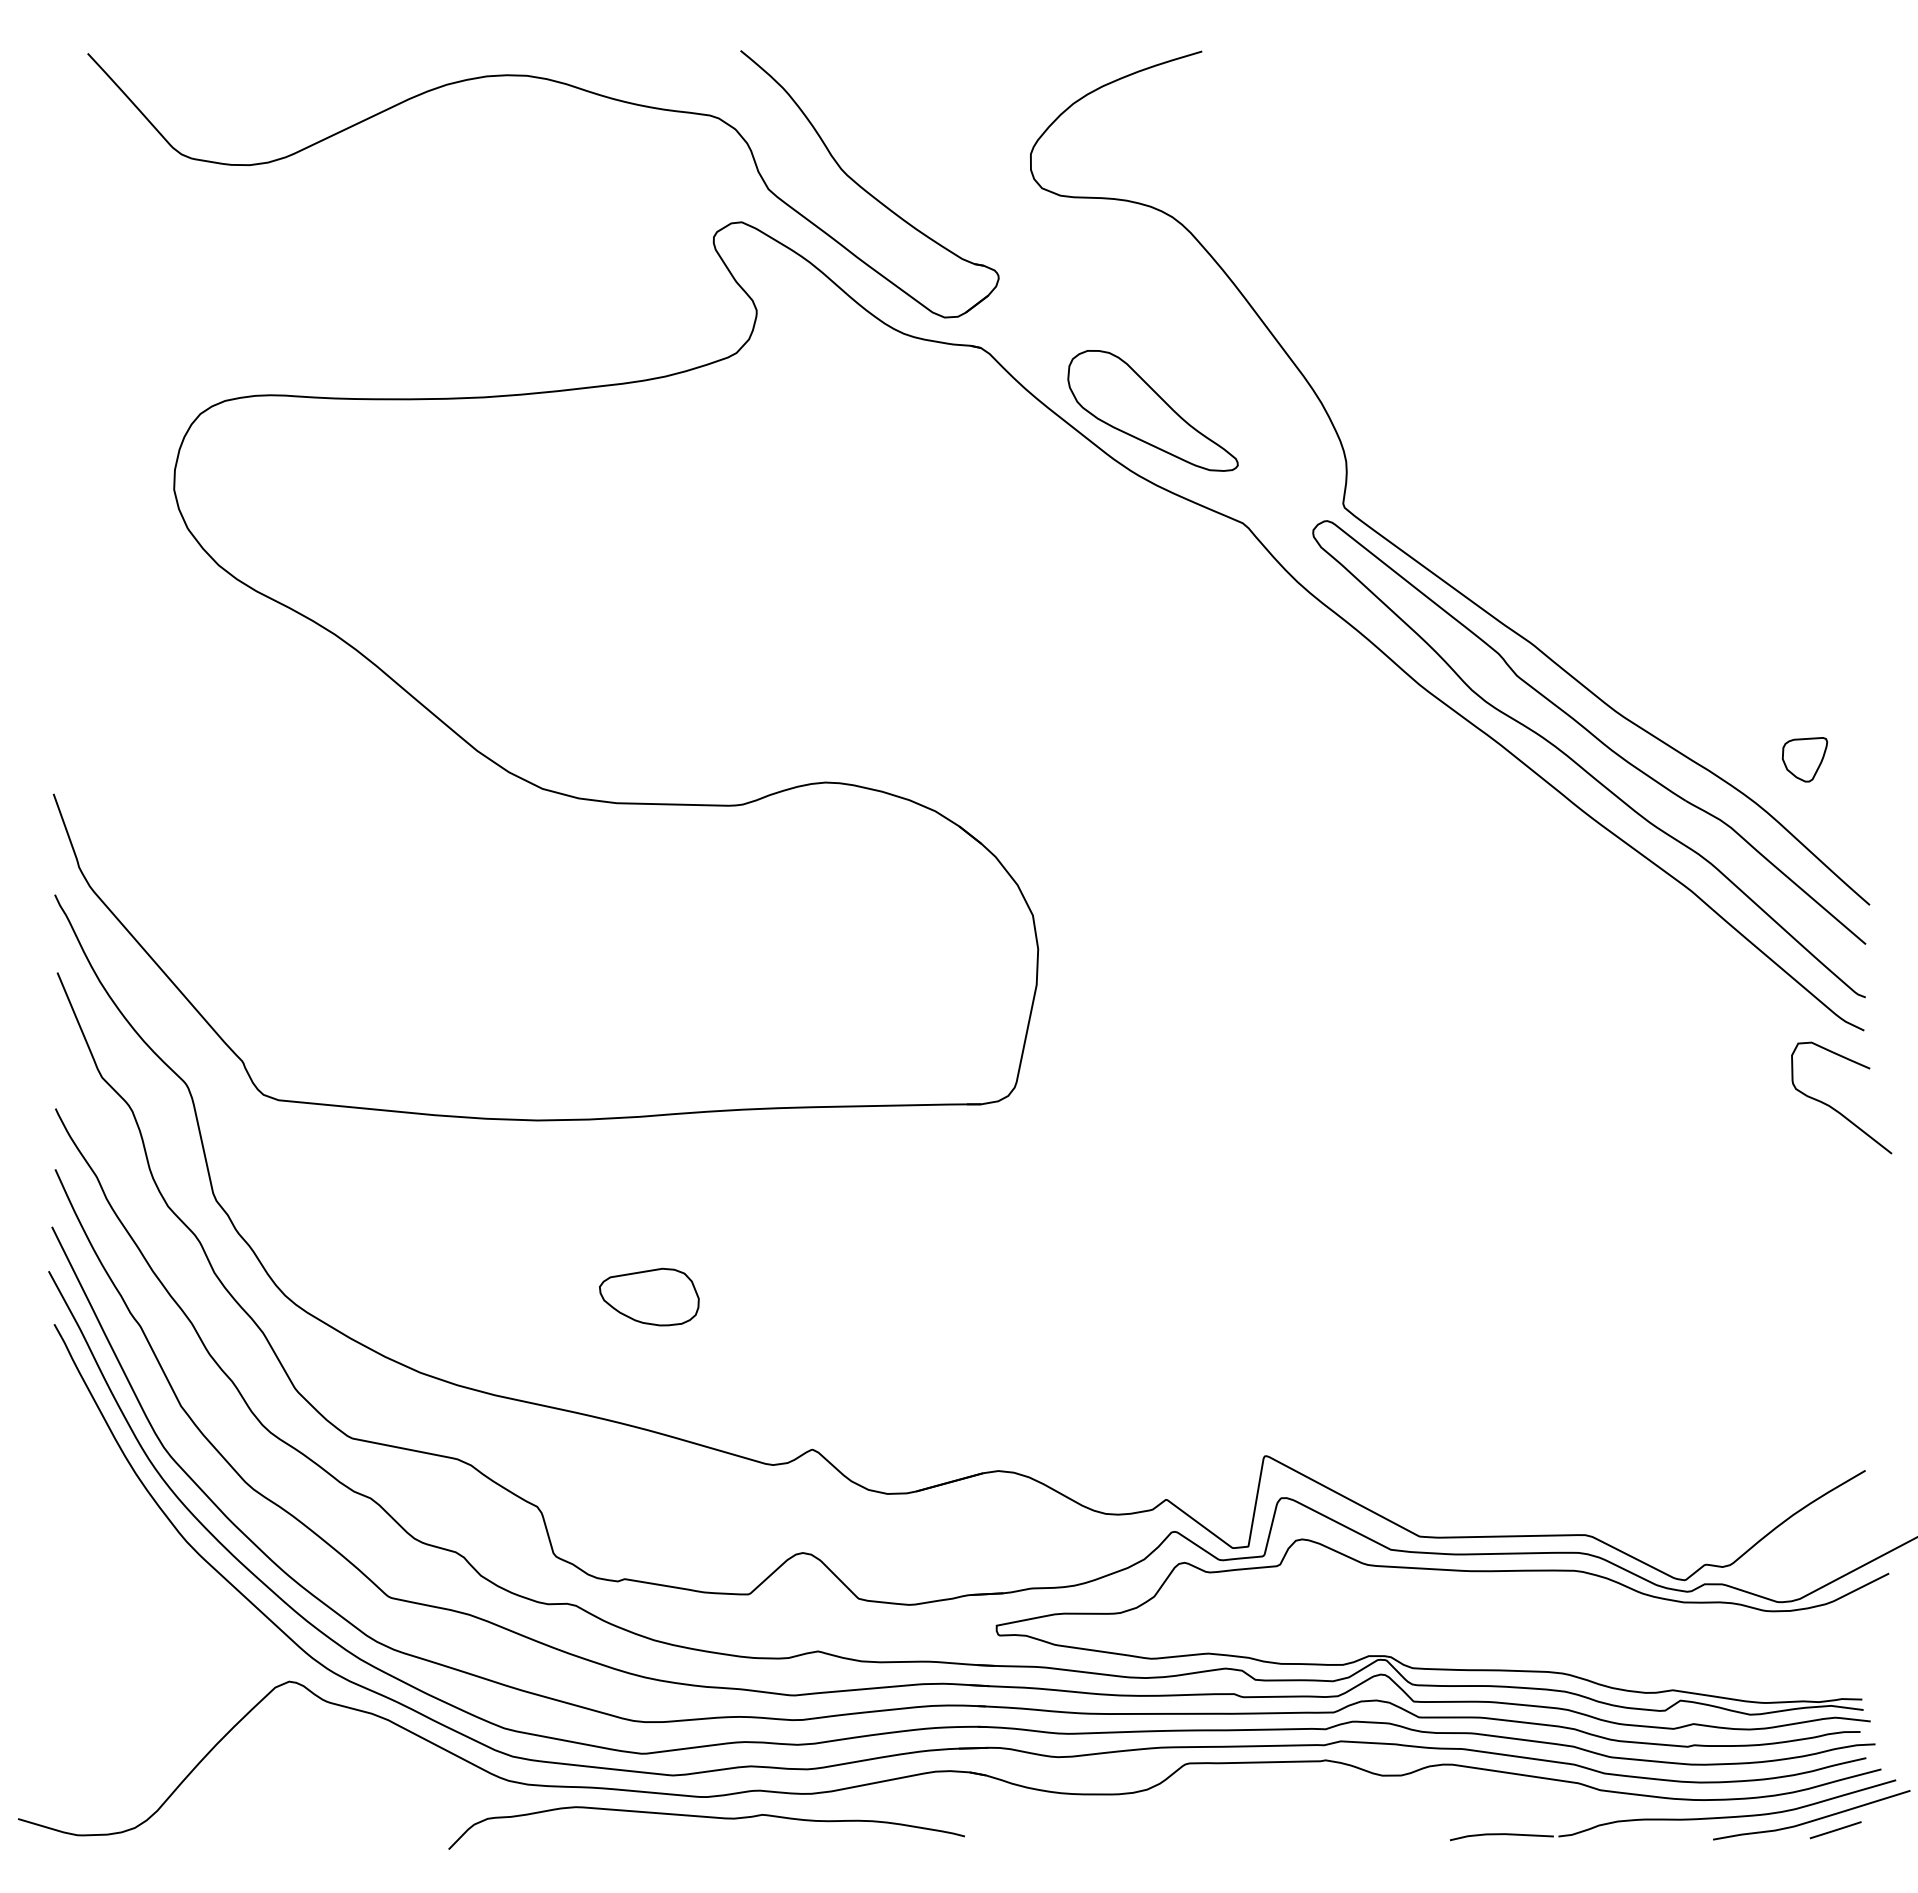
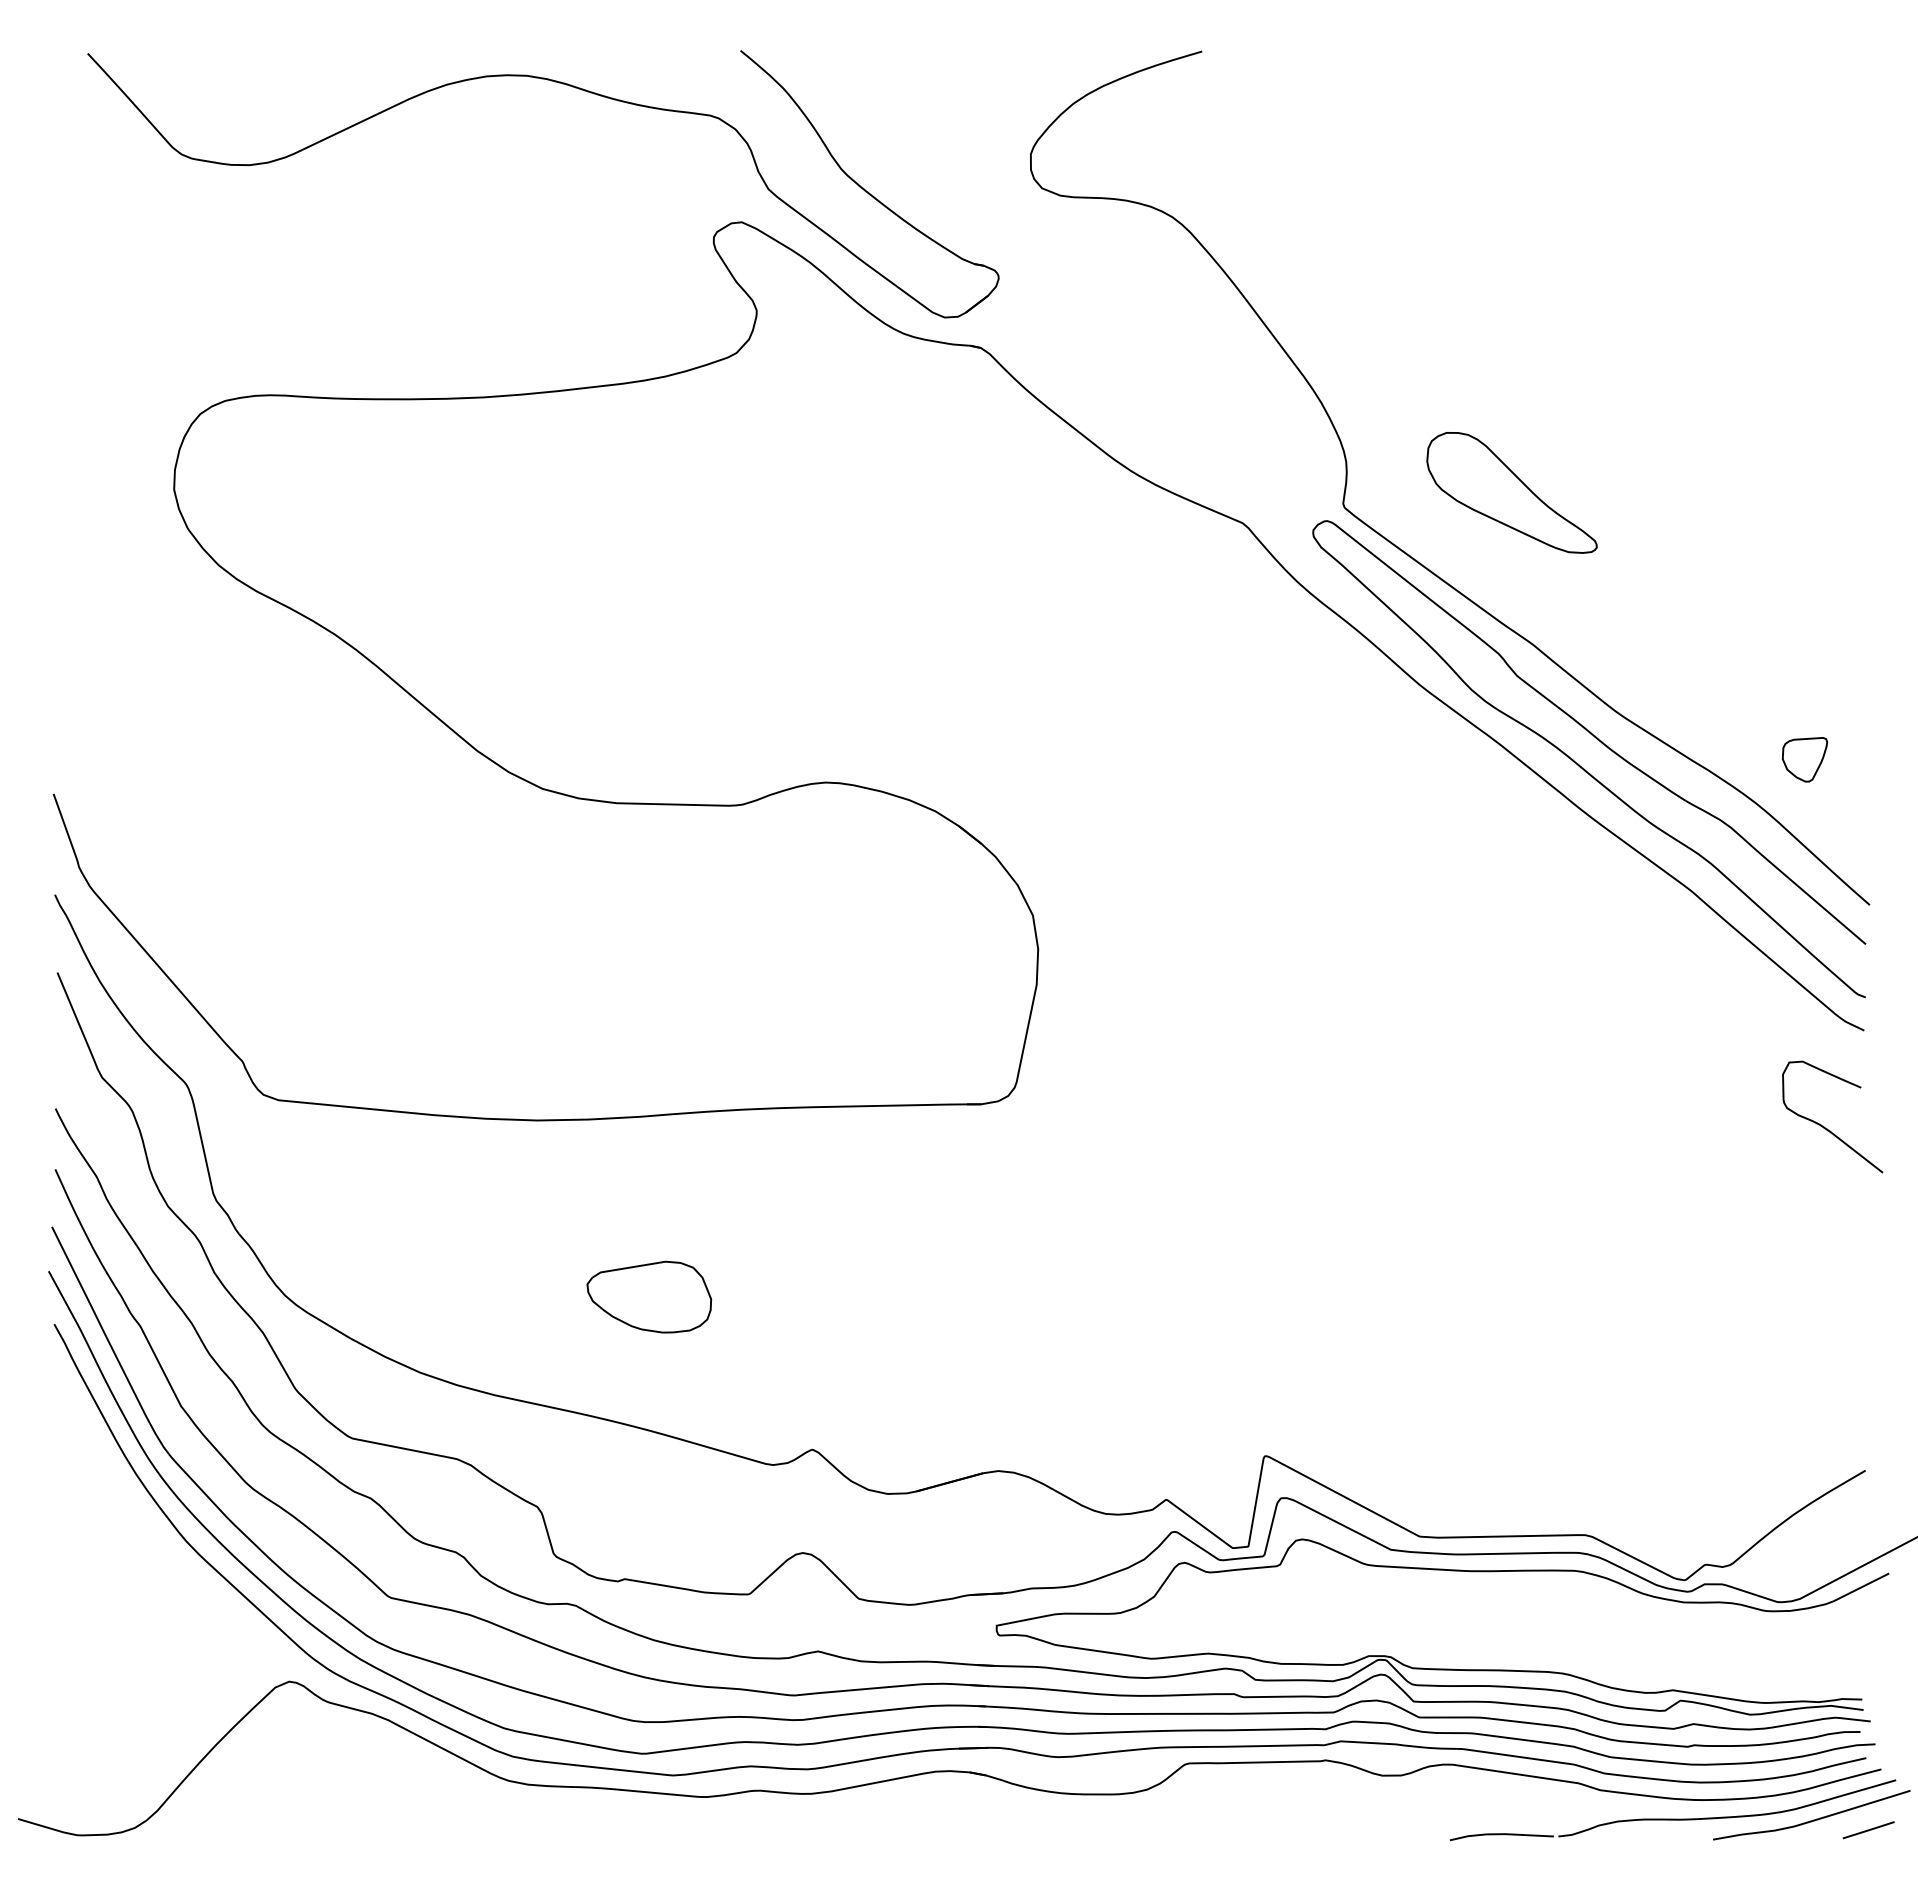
part position: (1152, 410) -> (1511, 492) (1511, 492)
curve position: (1833, 1107) -> (1824, 1126) (1824, 1126)
part size: 101x60 px -> 127x74 px (649, 1296)
curve: present -> none (709, 1818)
line position: (1835, 1830) -> (1868, 1830) (1868, 1830)
